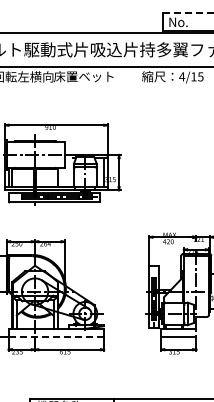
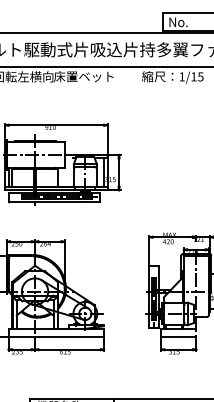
line: dashed -> solid (188, 13)
text: 4/15 -> 1/15 (182, 76)
line: dashed -> solid (56, 336)
